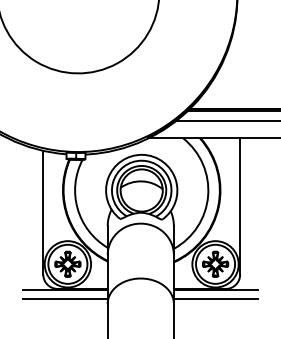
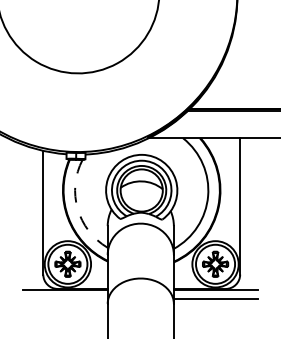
line: present -> none (226, 121)
arc: solid -> dashed (77, 208)
line: present -> none (65, 299)
